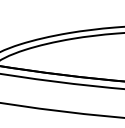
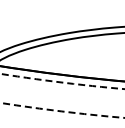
arc: solid -> dashed (61, 82)
arc: solid -> dashed (61, 111)
